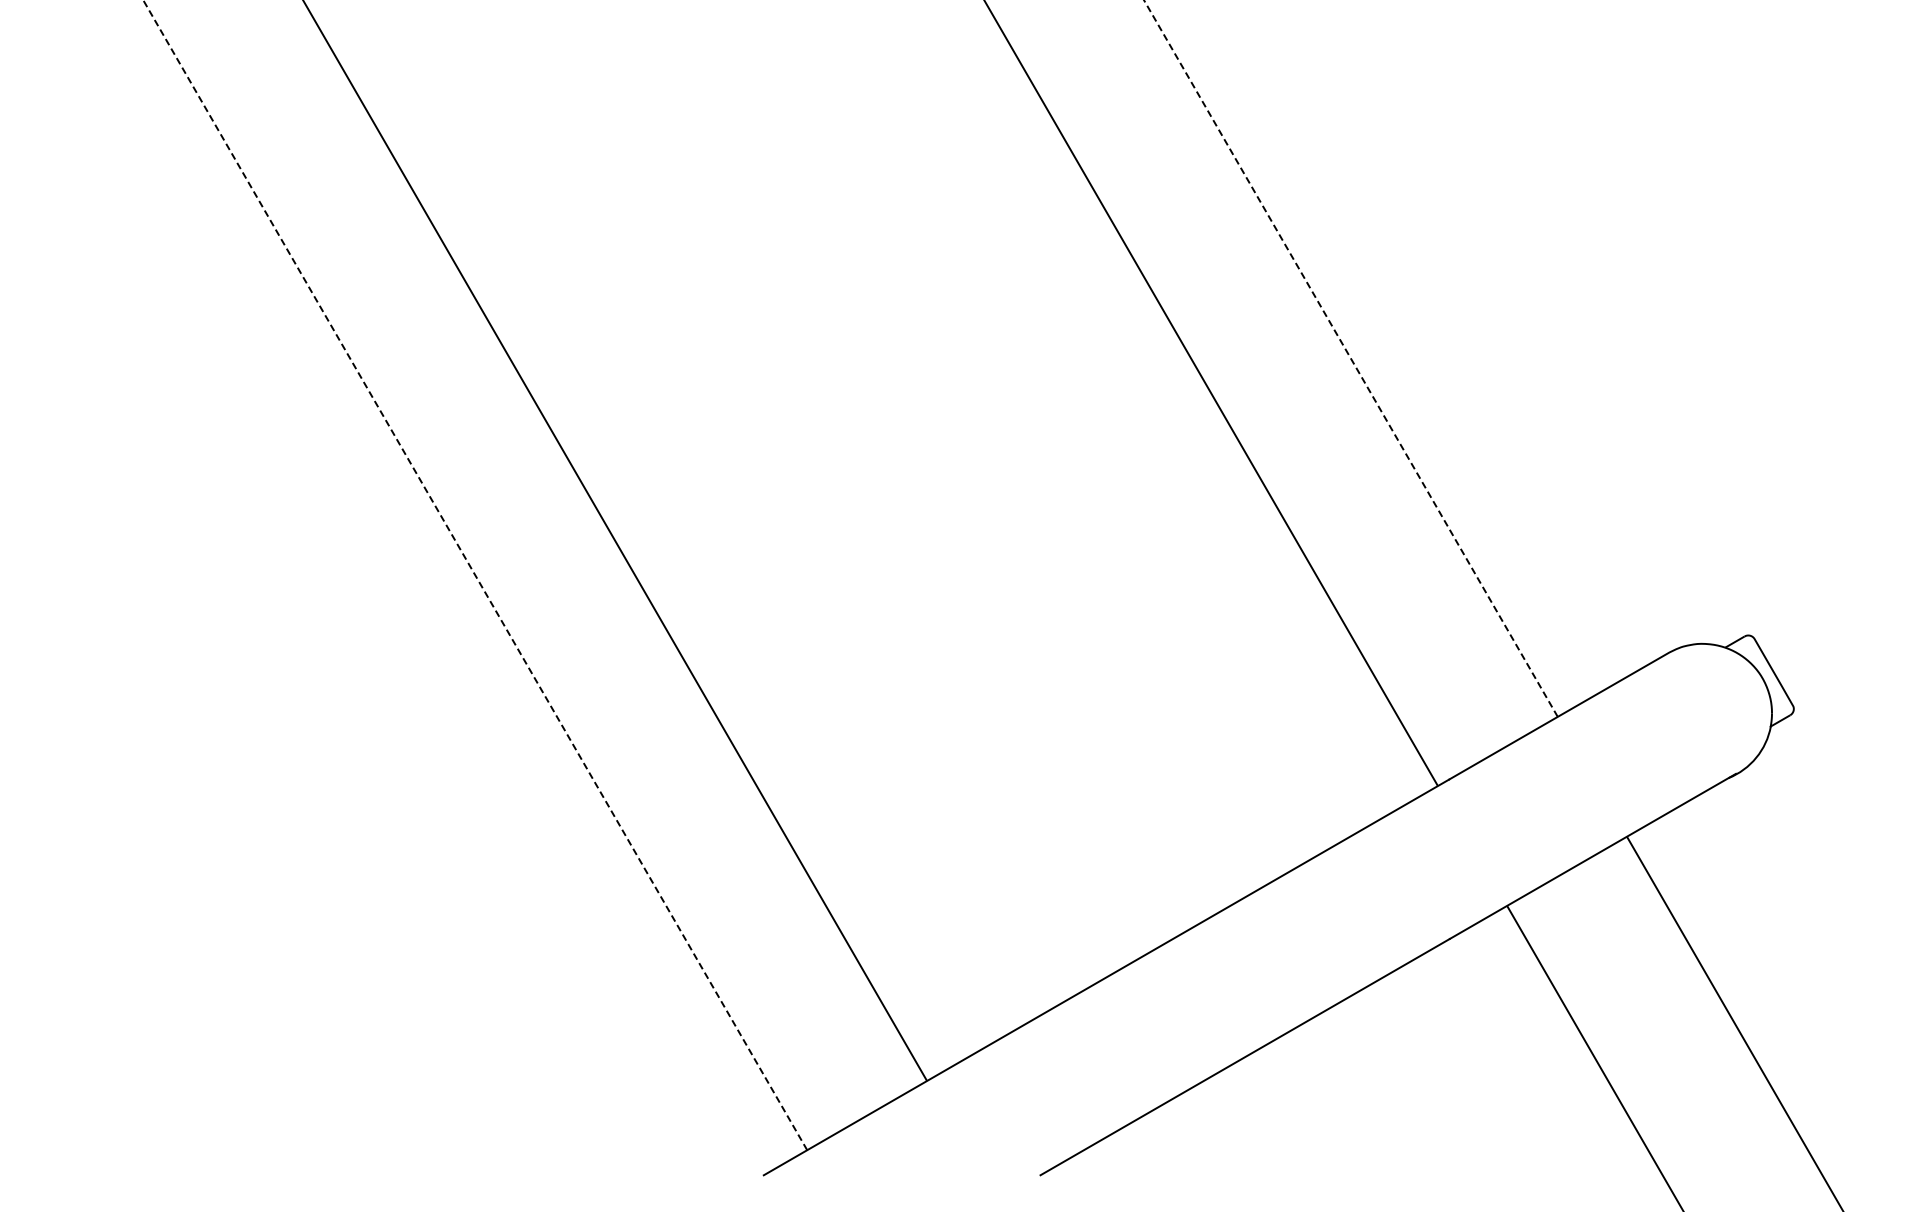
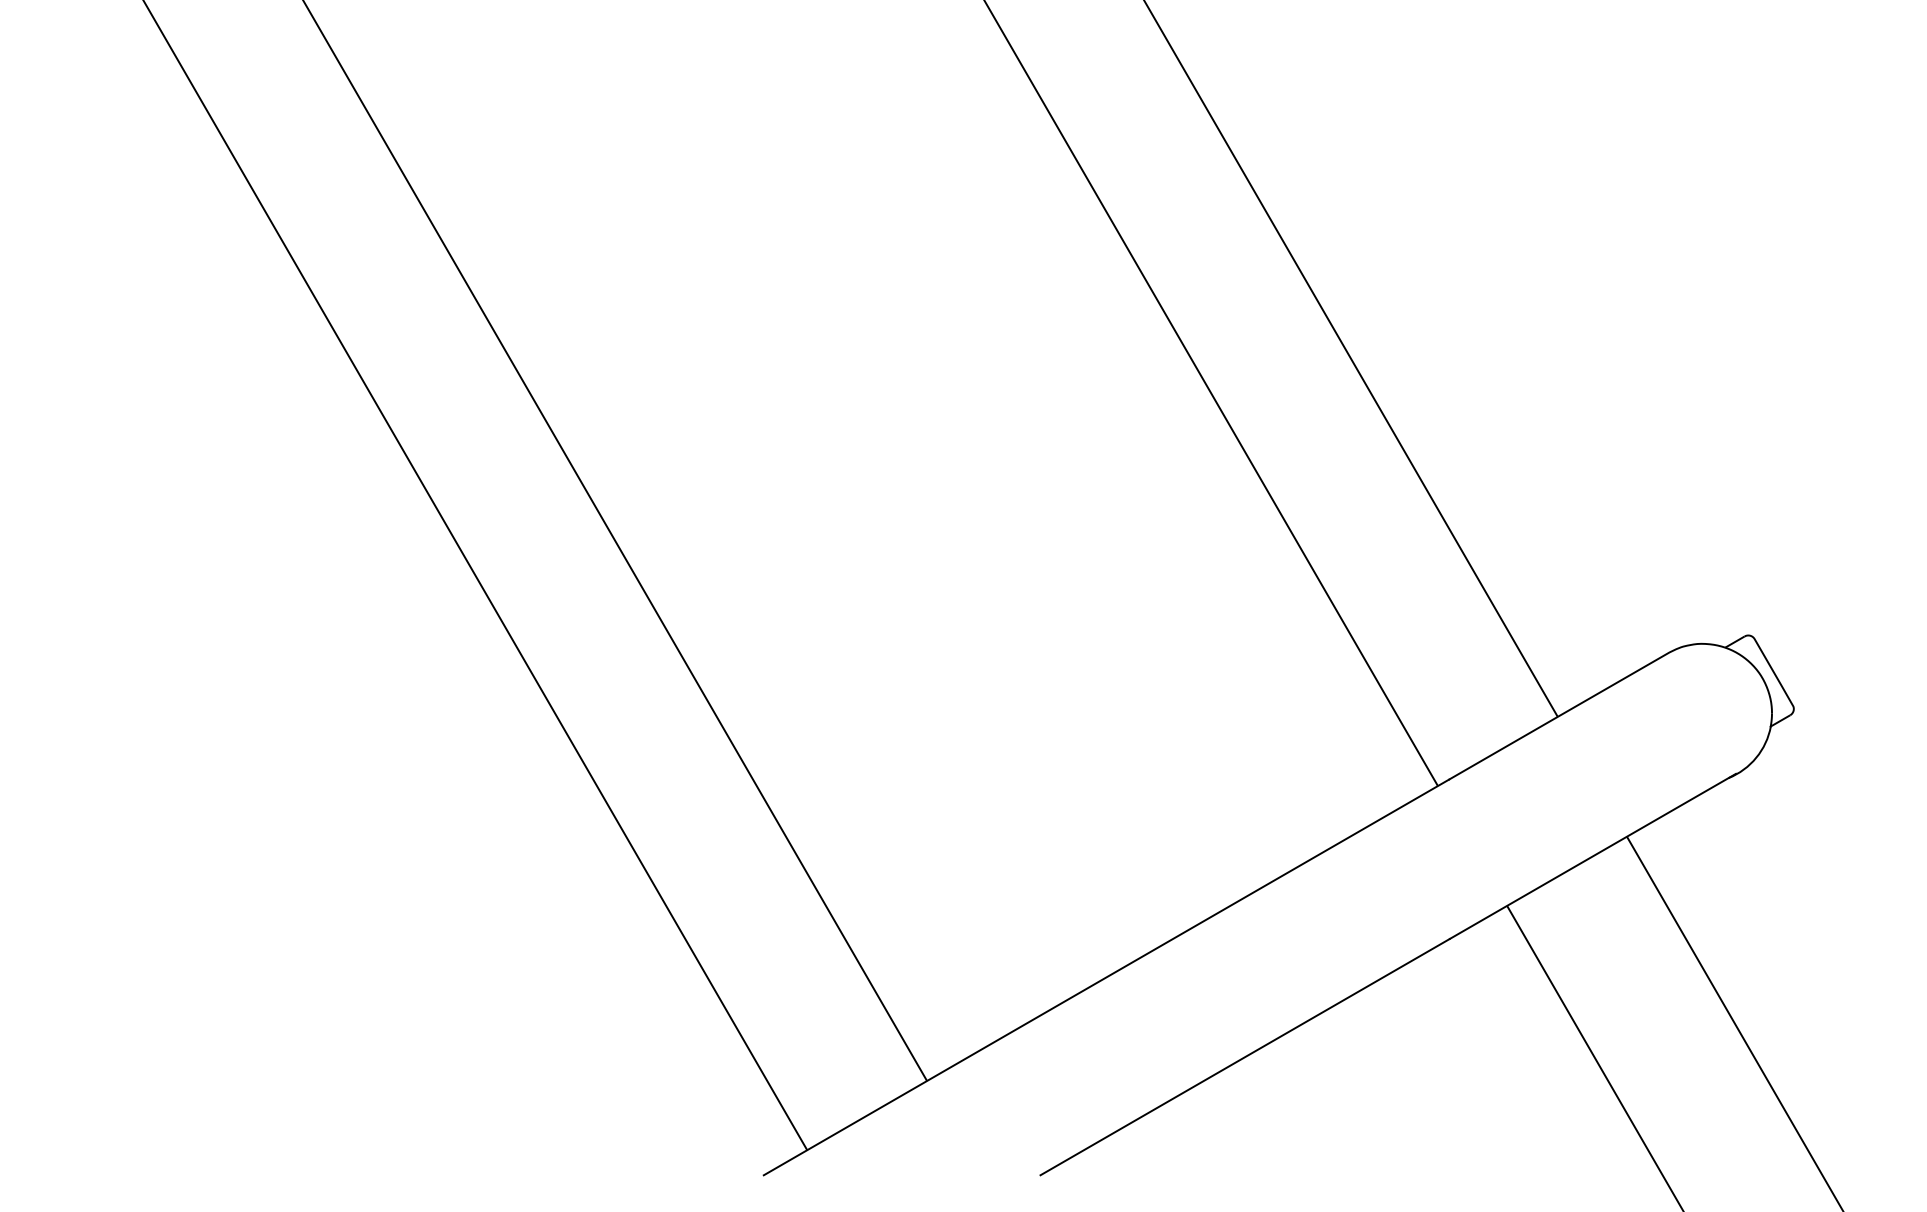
line: dashed -> solid (1350, 358)
line: dashed -> solid (475, 575)
